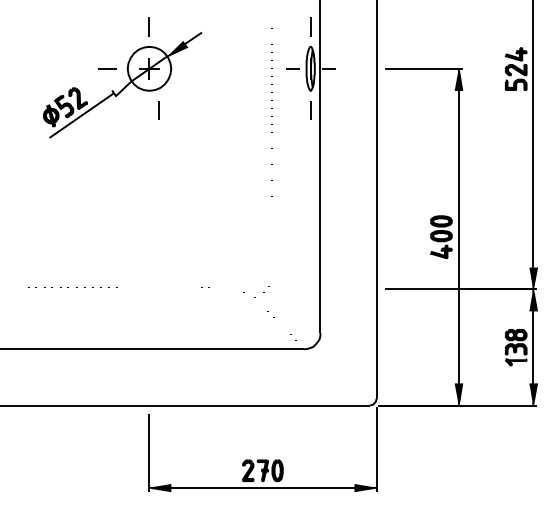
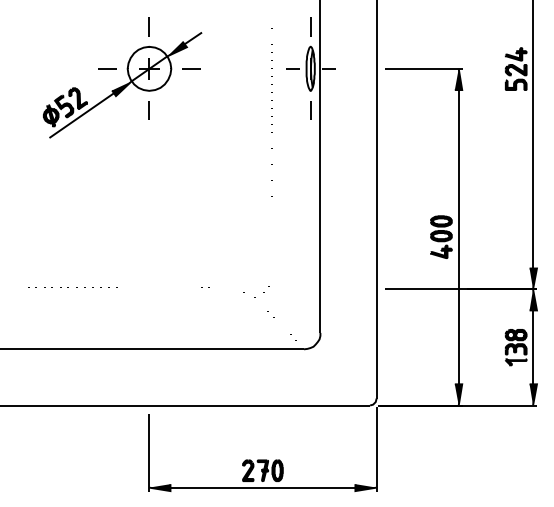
line: none -> present (191, 68)
fill: none -> present (121, 88)
line position: (158, 110) -> (148, 110) (148, 110)
